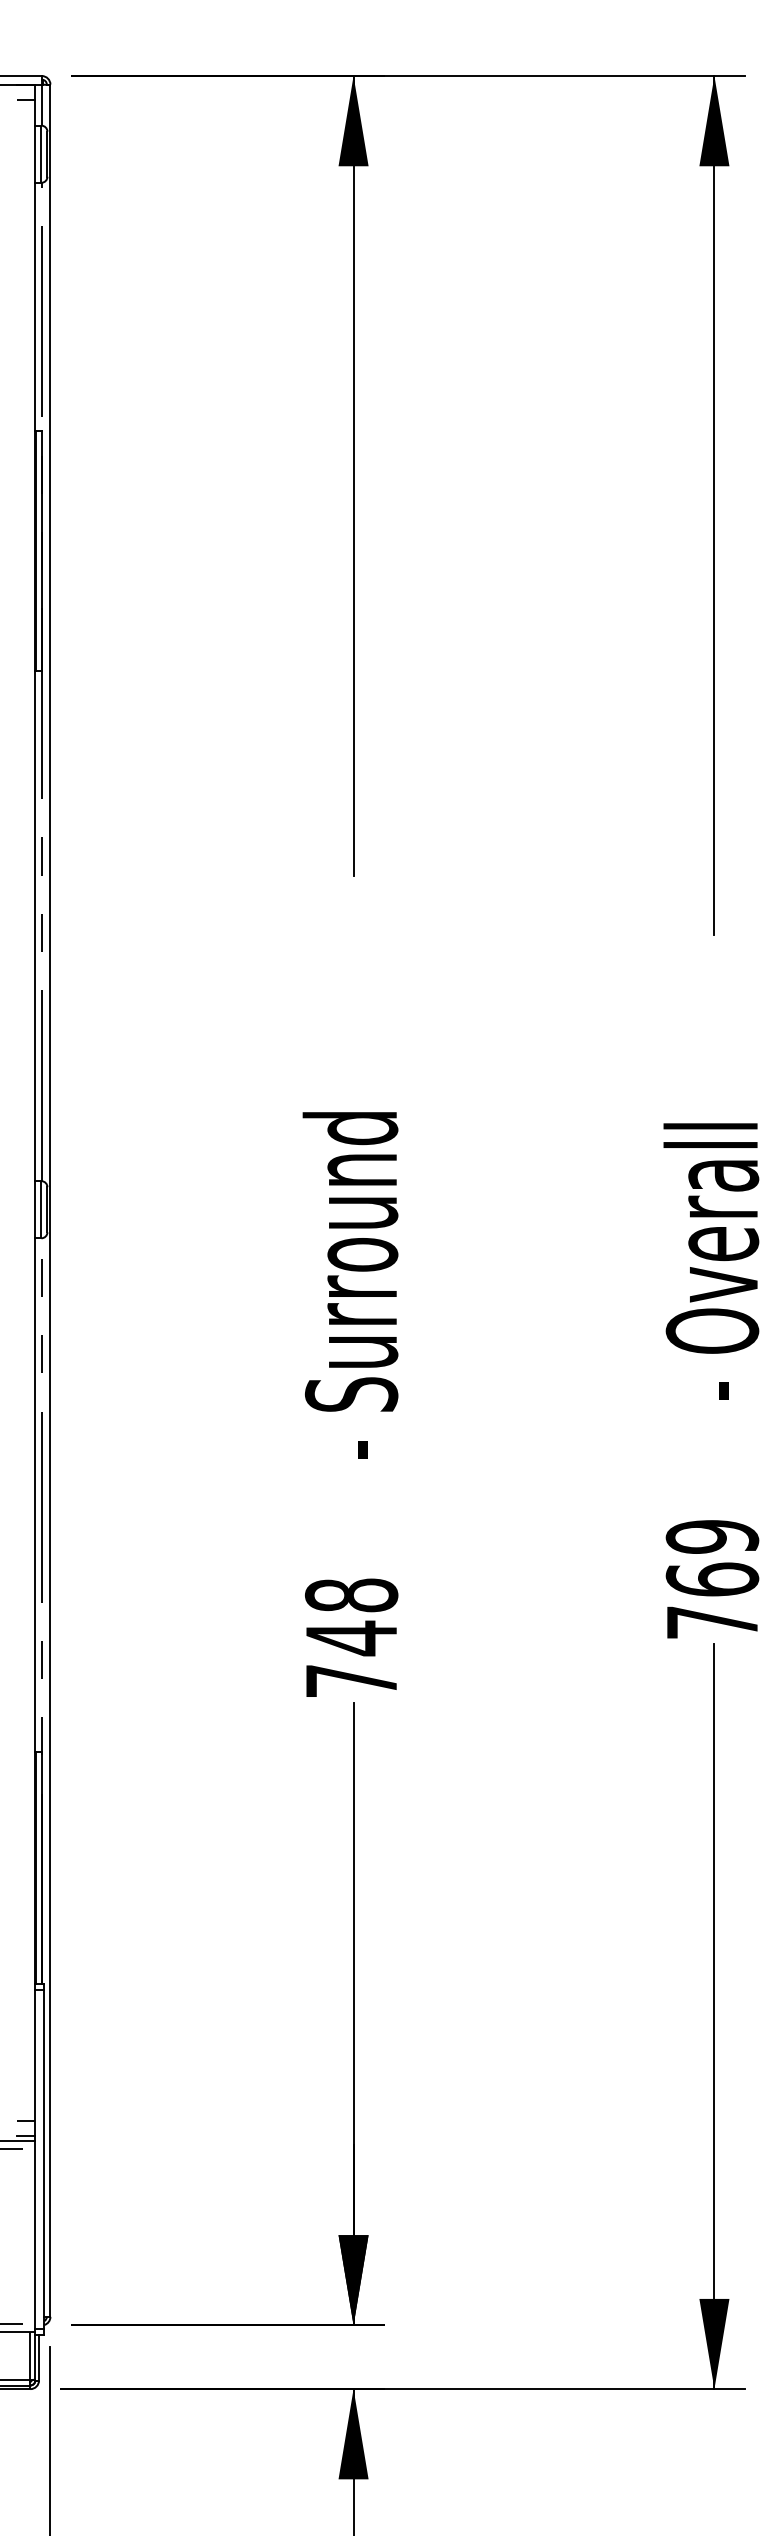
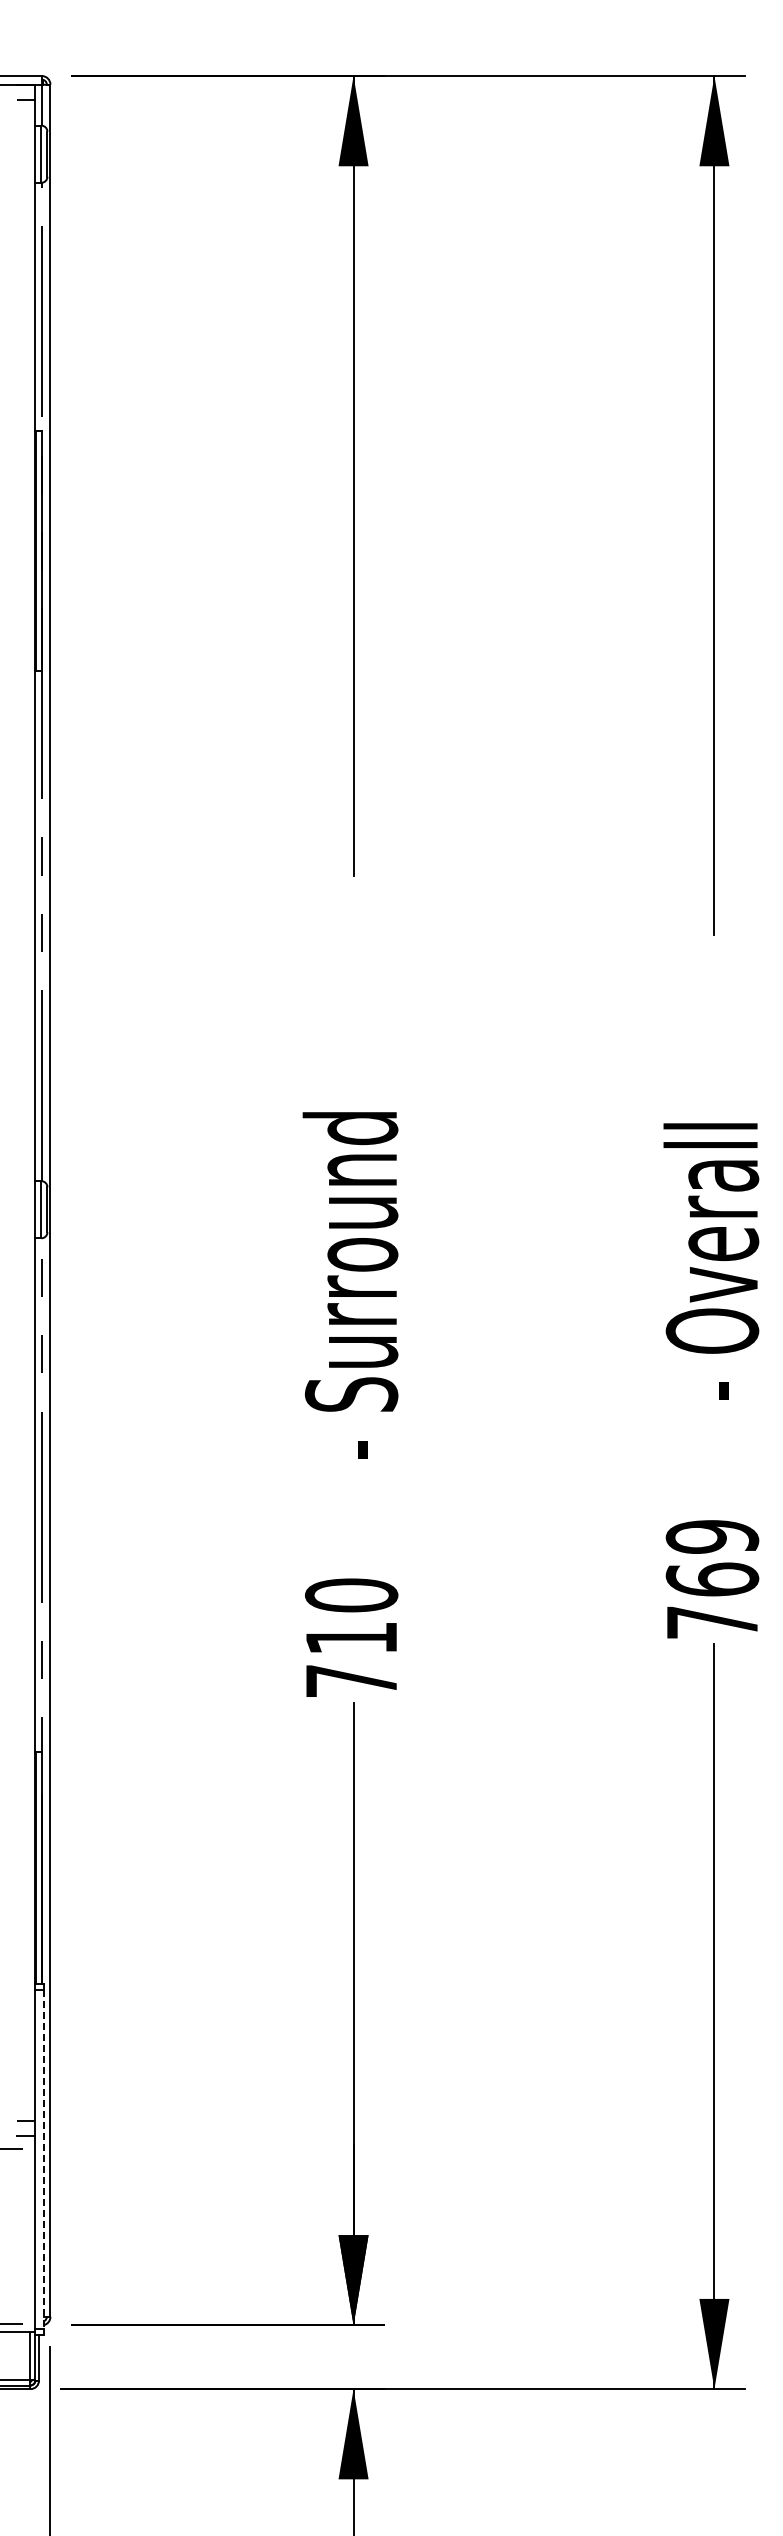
text: 748 -> 710 (351, 1617)
line: present -> none (18, 2141)
line: solid -> dashed (44, 2160)
